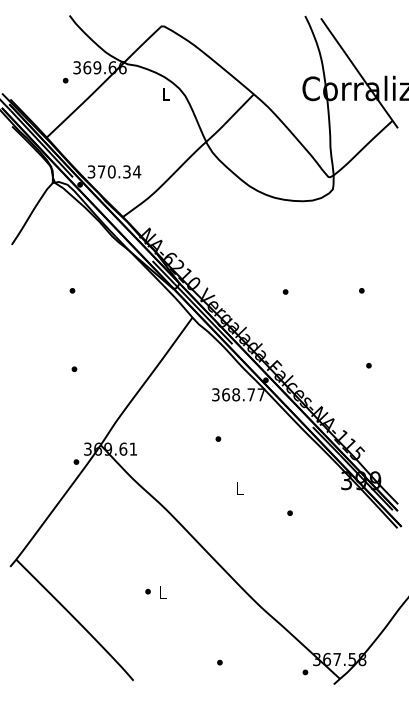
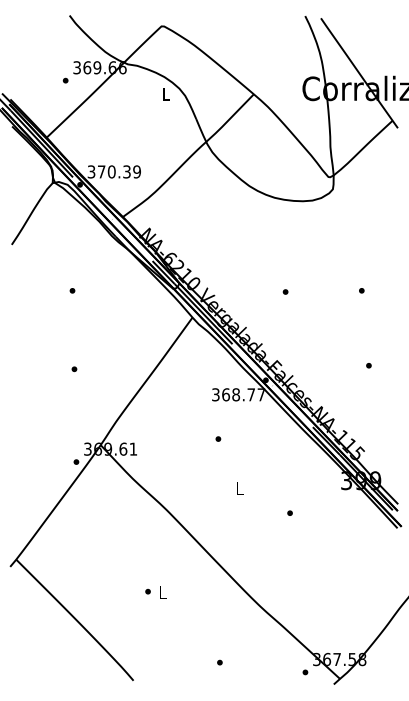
text: 370.34 -> 370.39 (136, 171)
